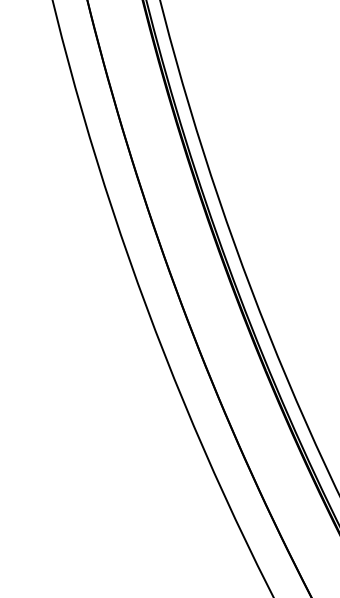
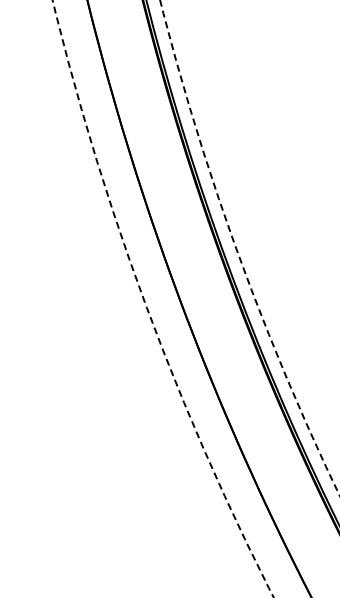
arc: solid -> dashed (237, 252)
arc: solid -> dashed (146, 306)
